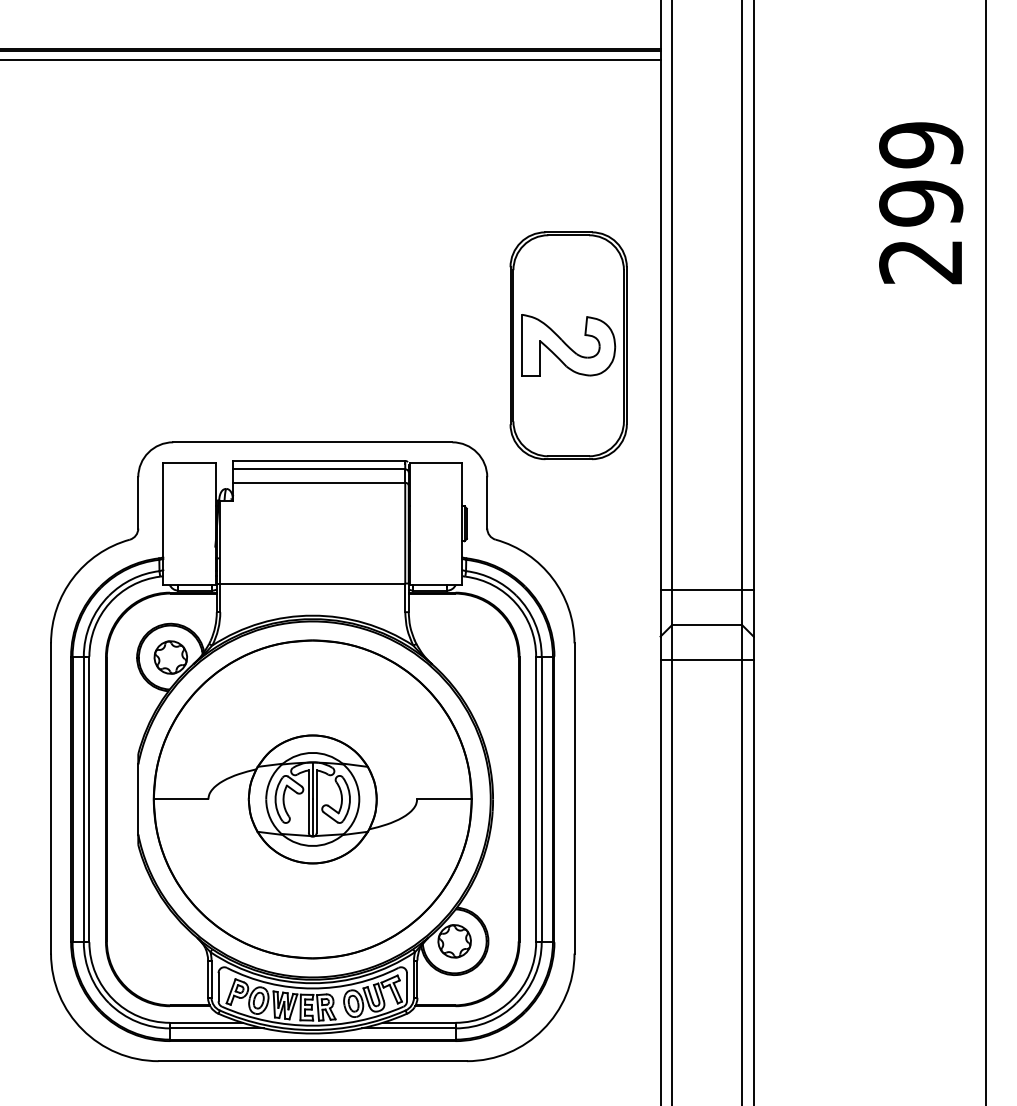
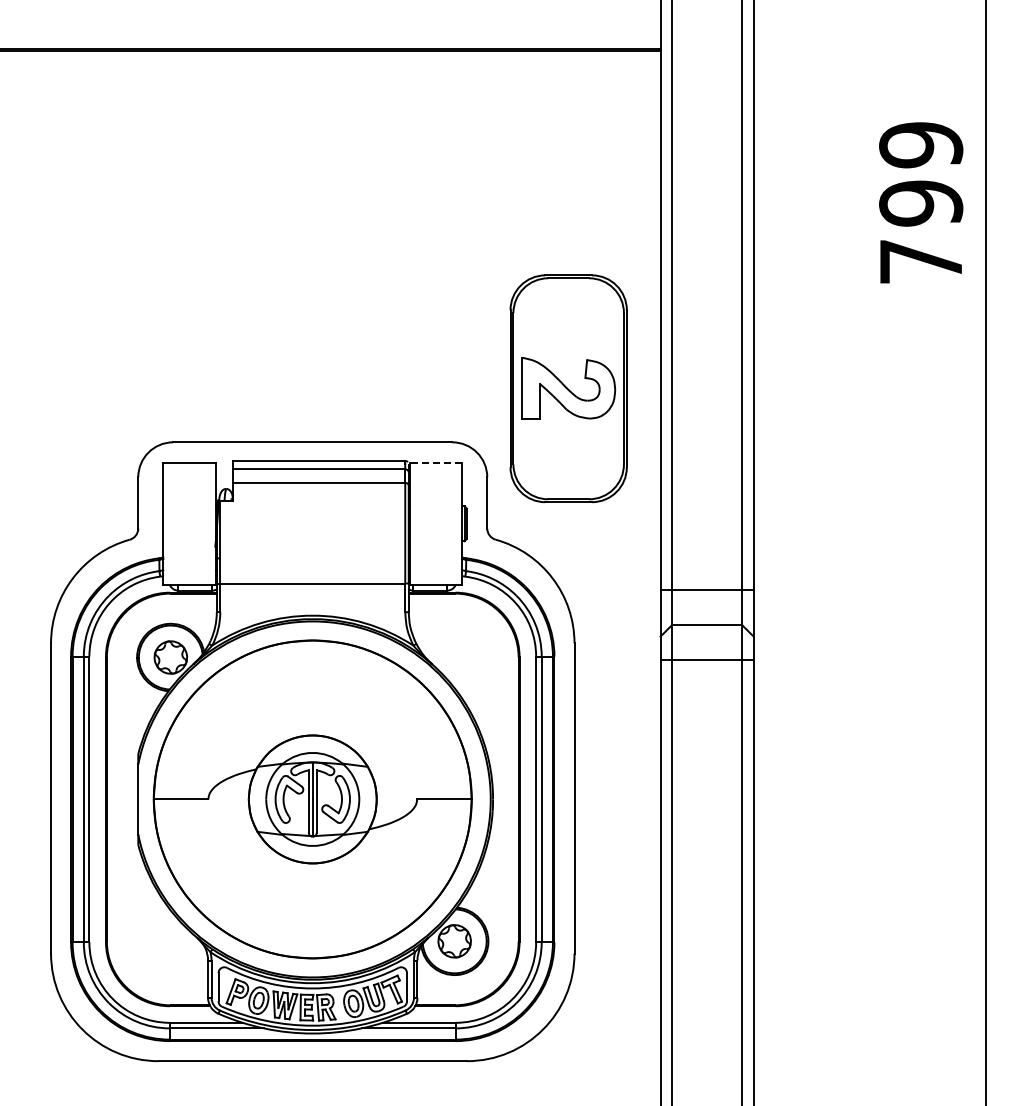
line: present -> none (331, 60)
text: 299 -> 799 (920, 262)
part position: (568, 345) -> (568, 388) (568, 388)
line: solid -> dashed (435, 462)
